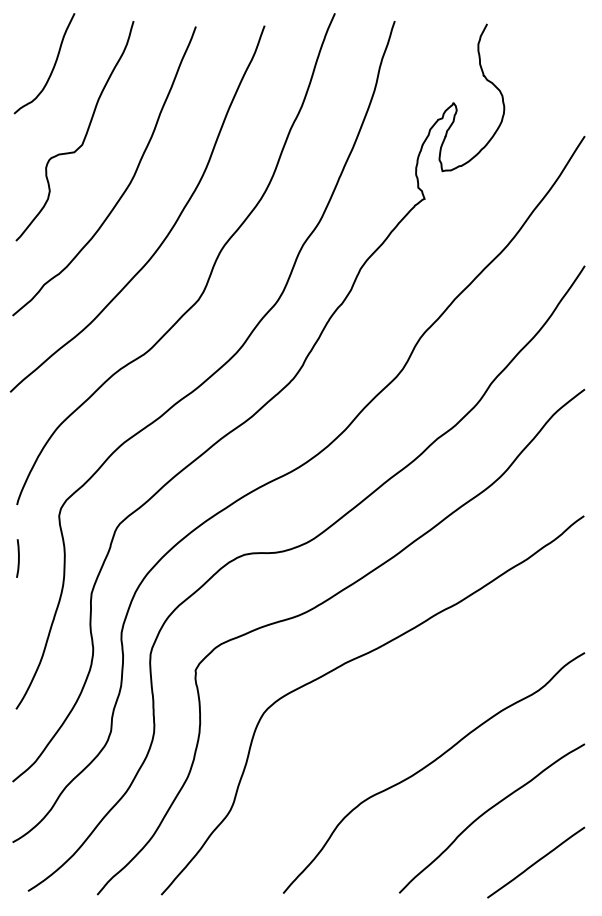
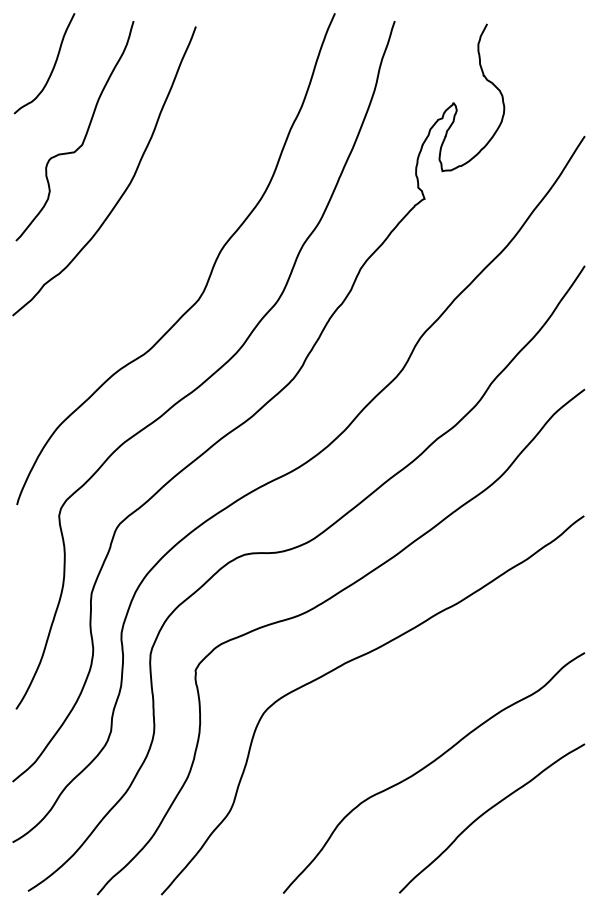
curve: present -> none (169, 230)
curve: present -> none (18, 558)
line: present -> none (536, 862)
